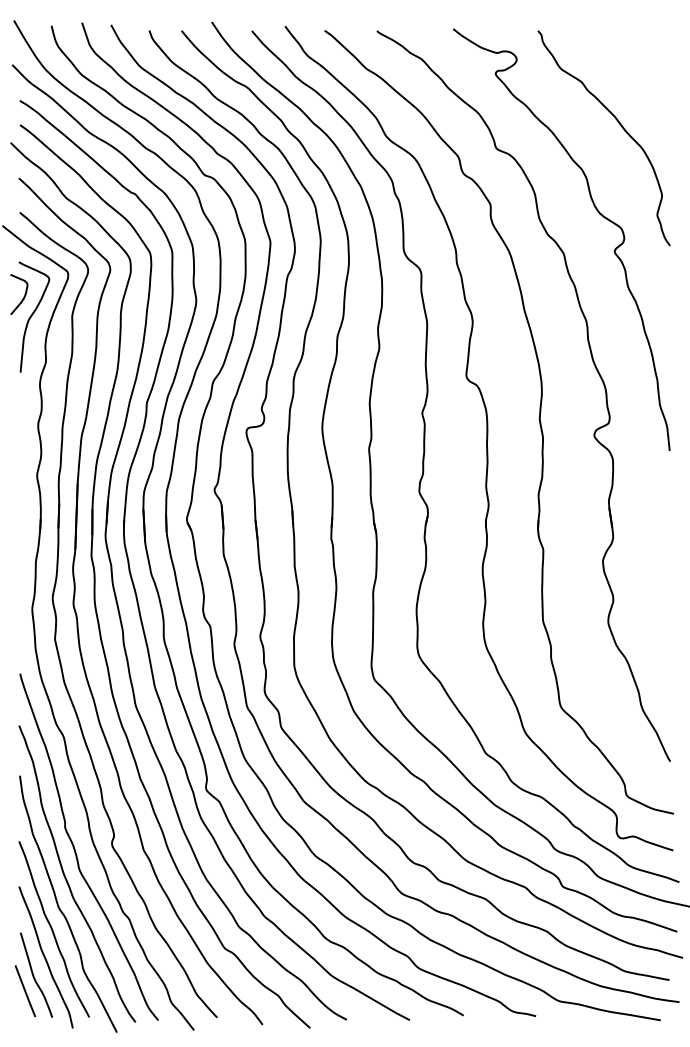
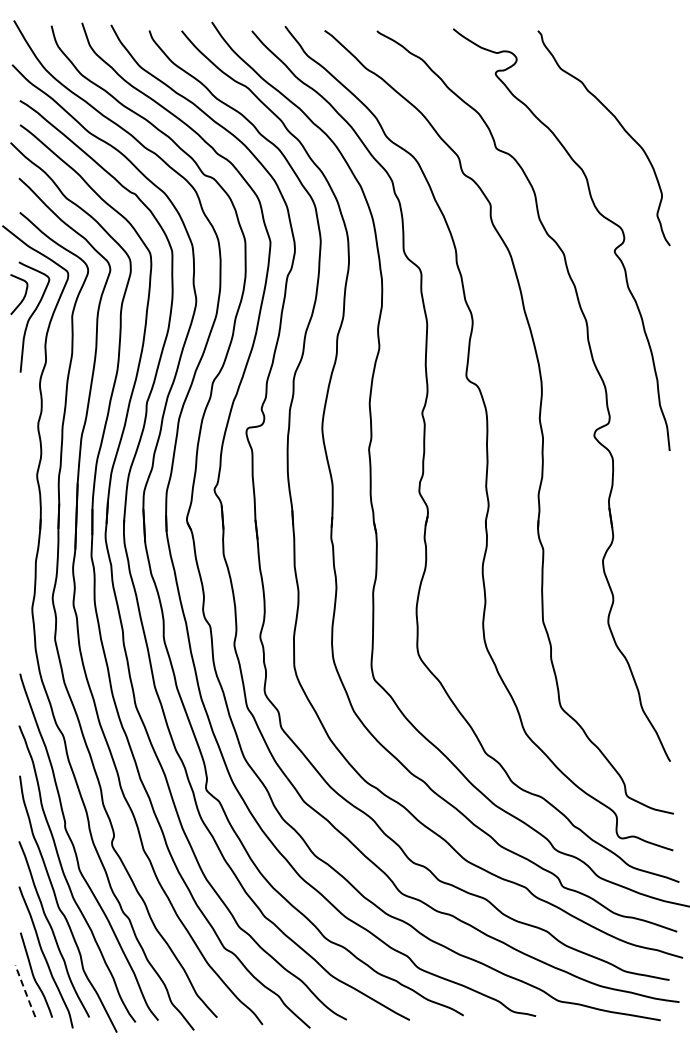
line: solid -> dashed (25, 991)
